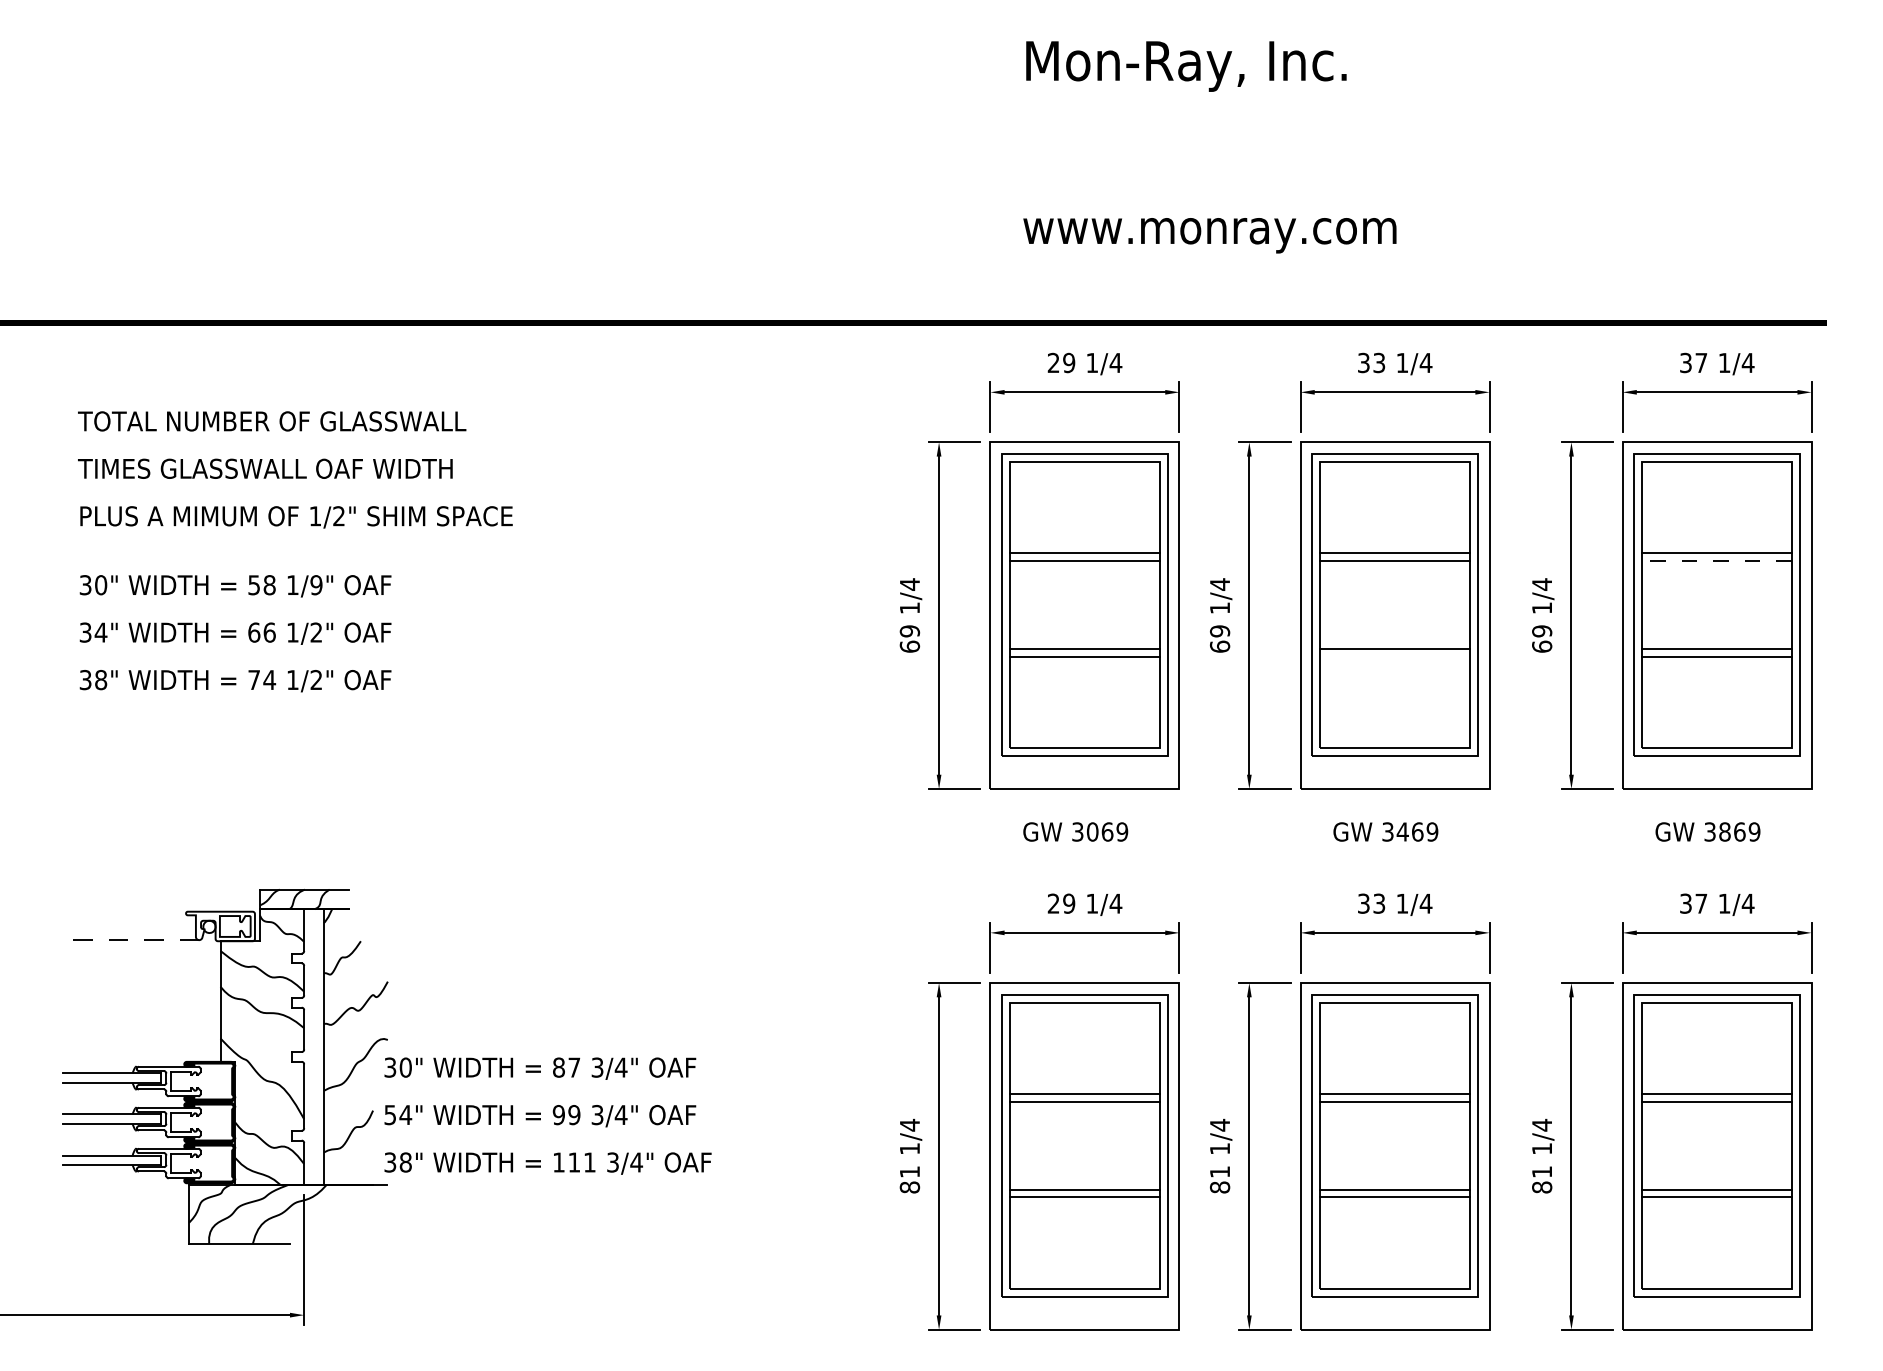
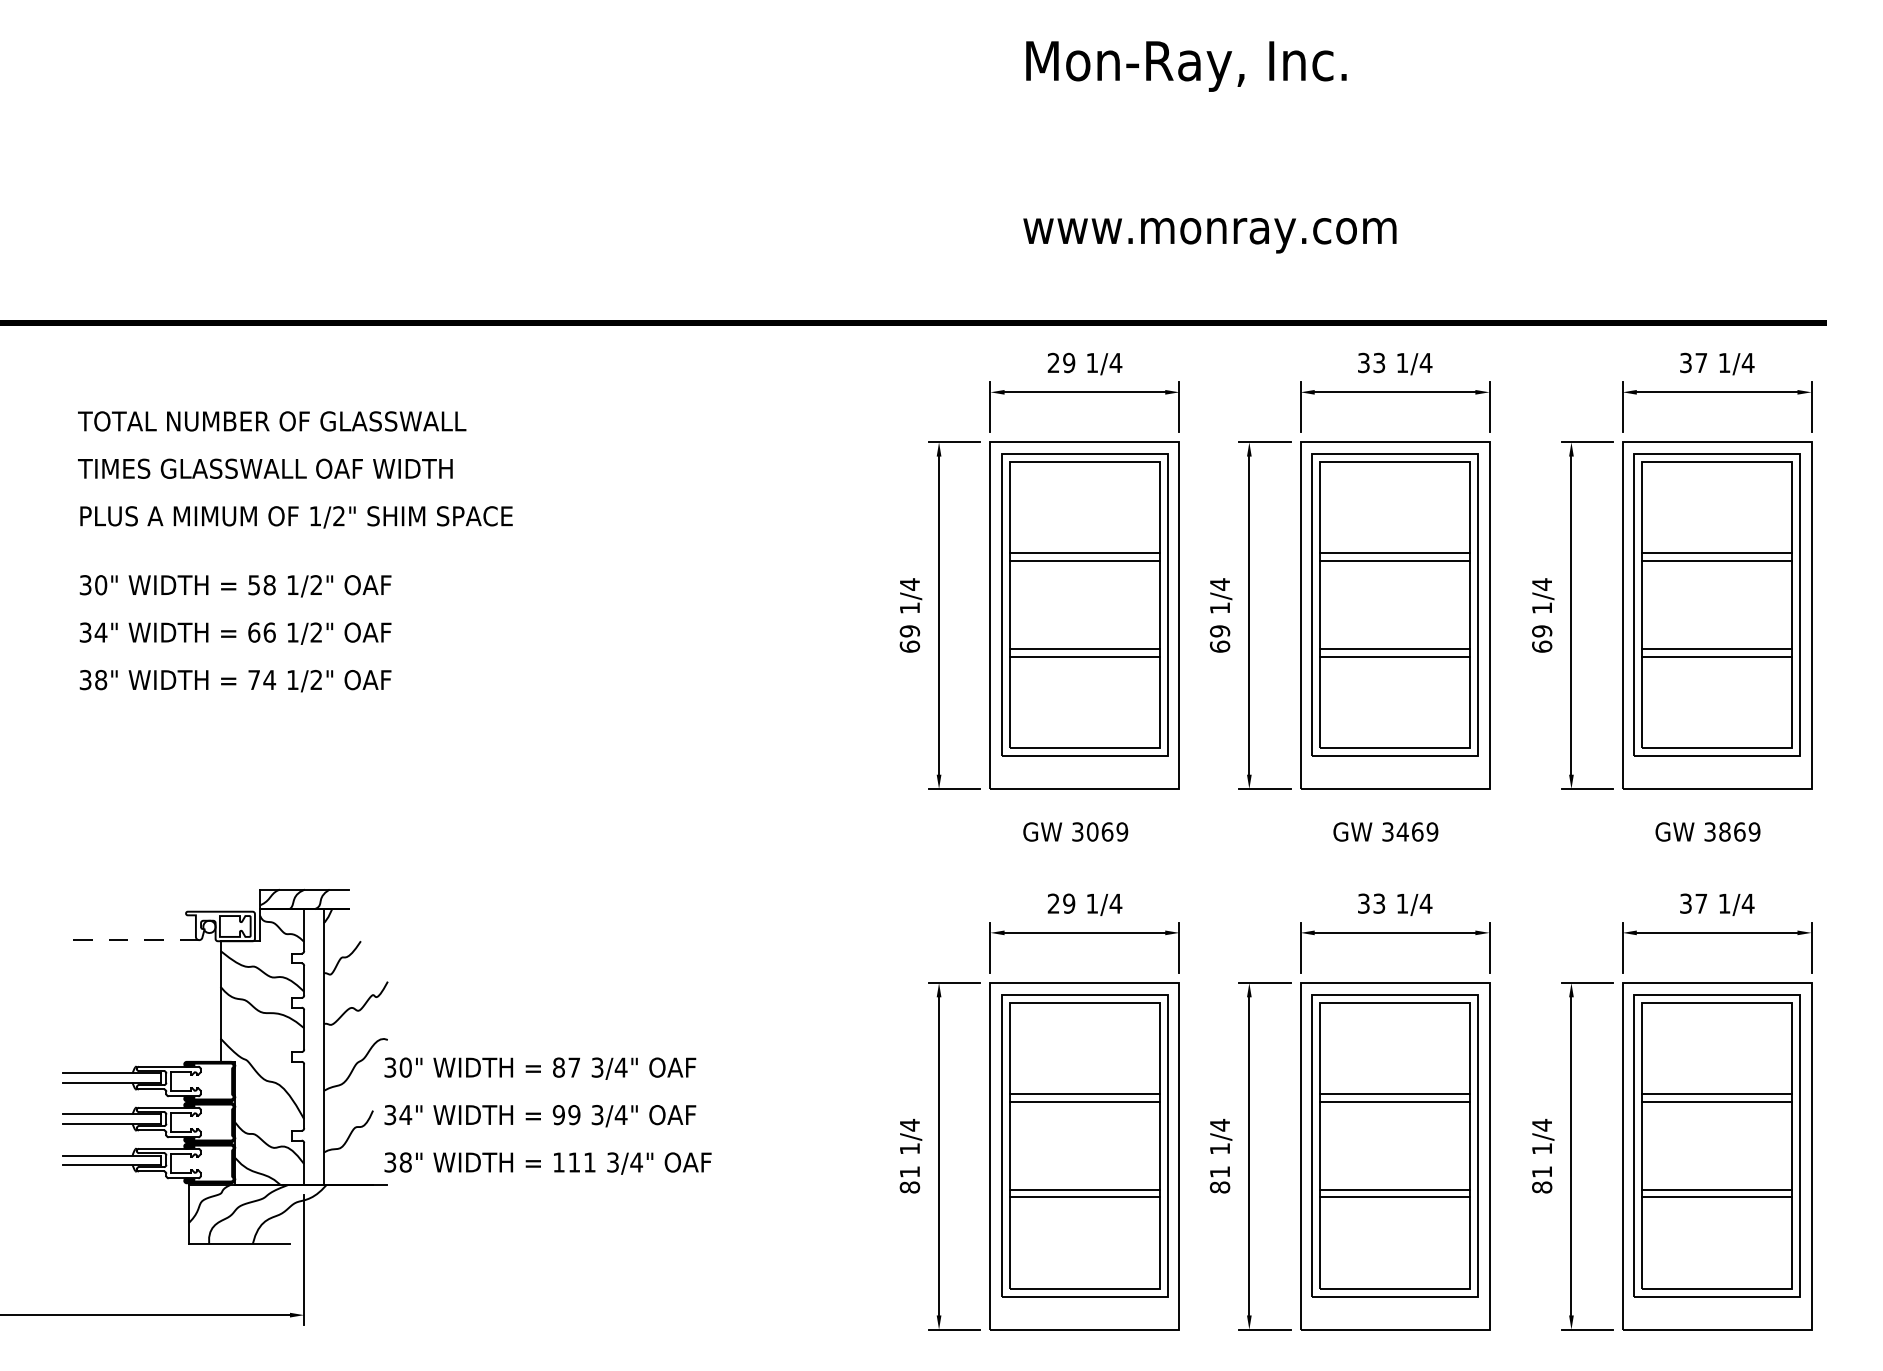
line: dashed -> solid (1717, 561)
text: 1/9" -> 1/2" (316, 585)
line: none -> present (1394, 656)
text: 54" -> 34" (390, 1114)
